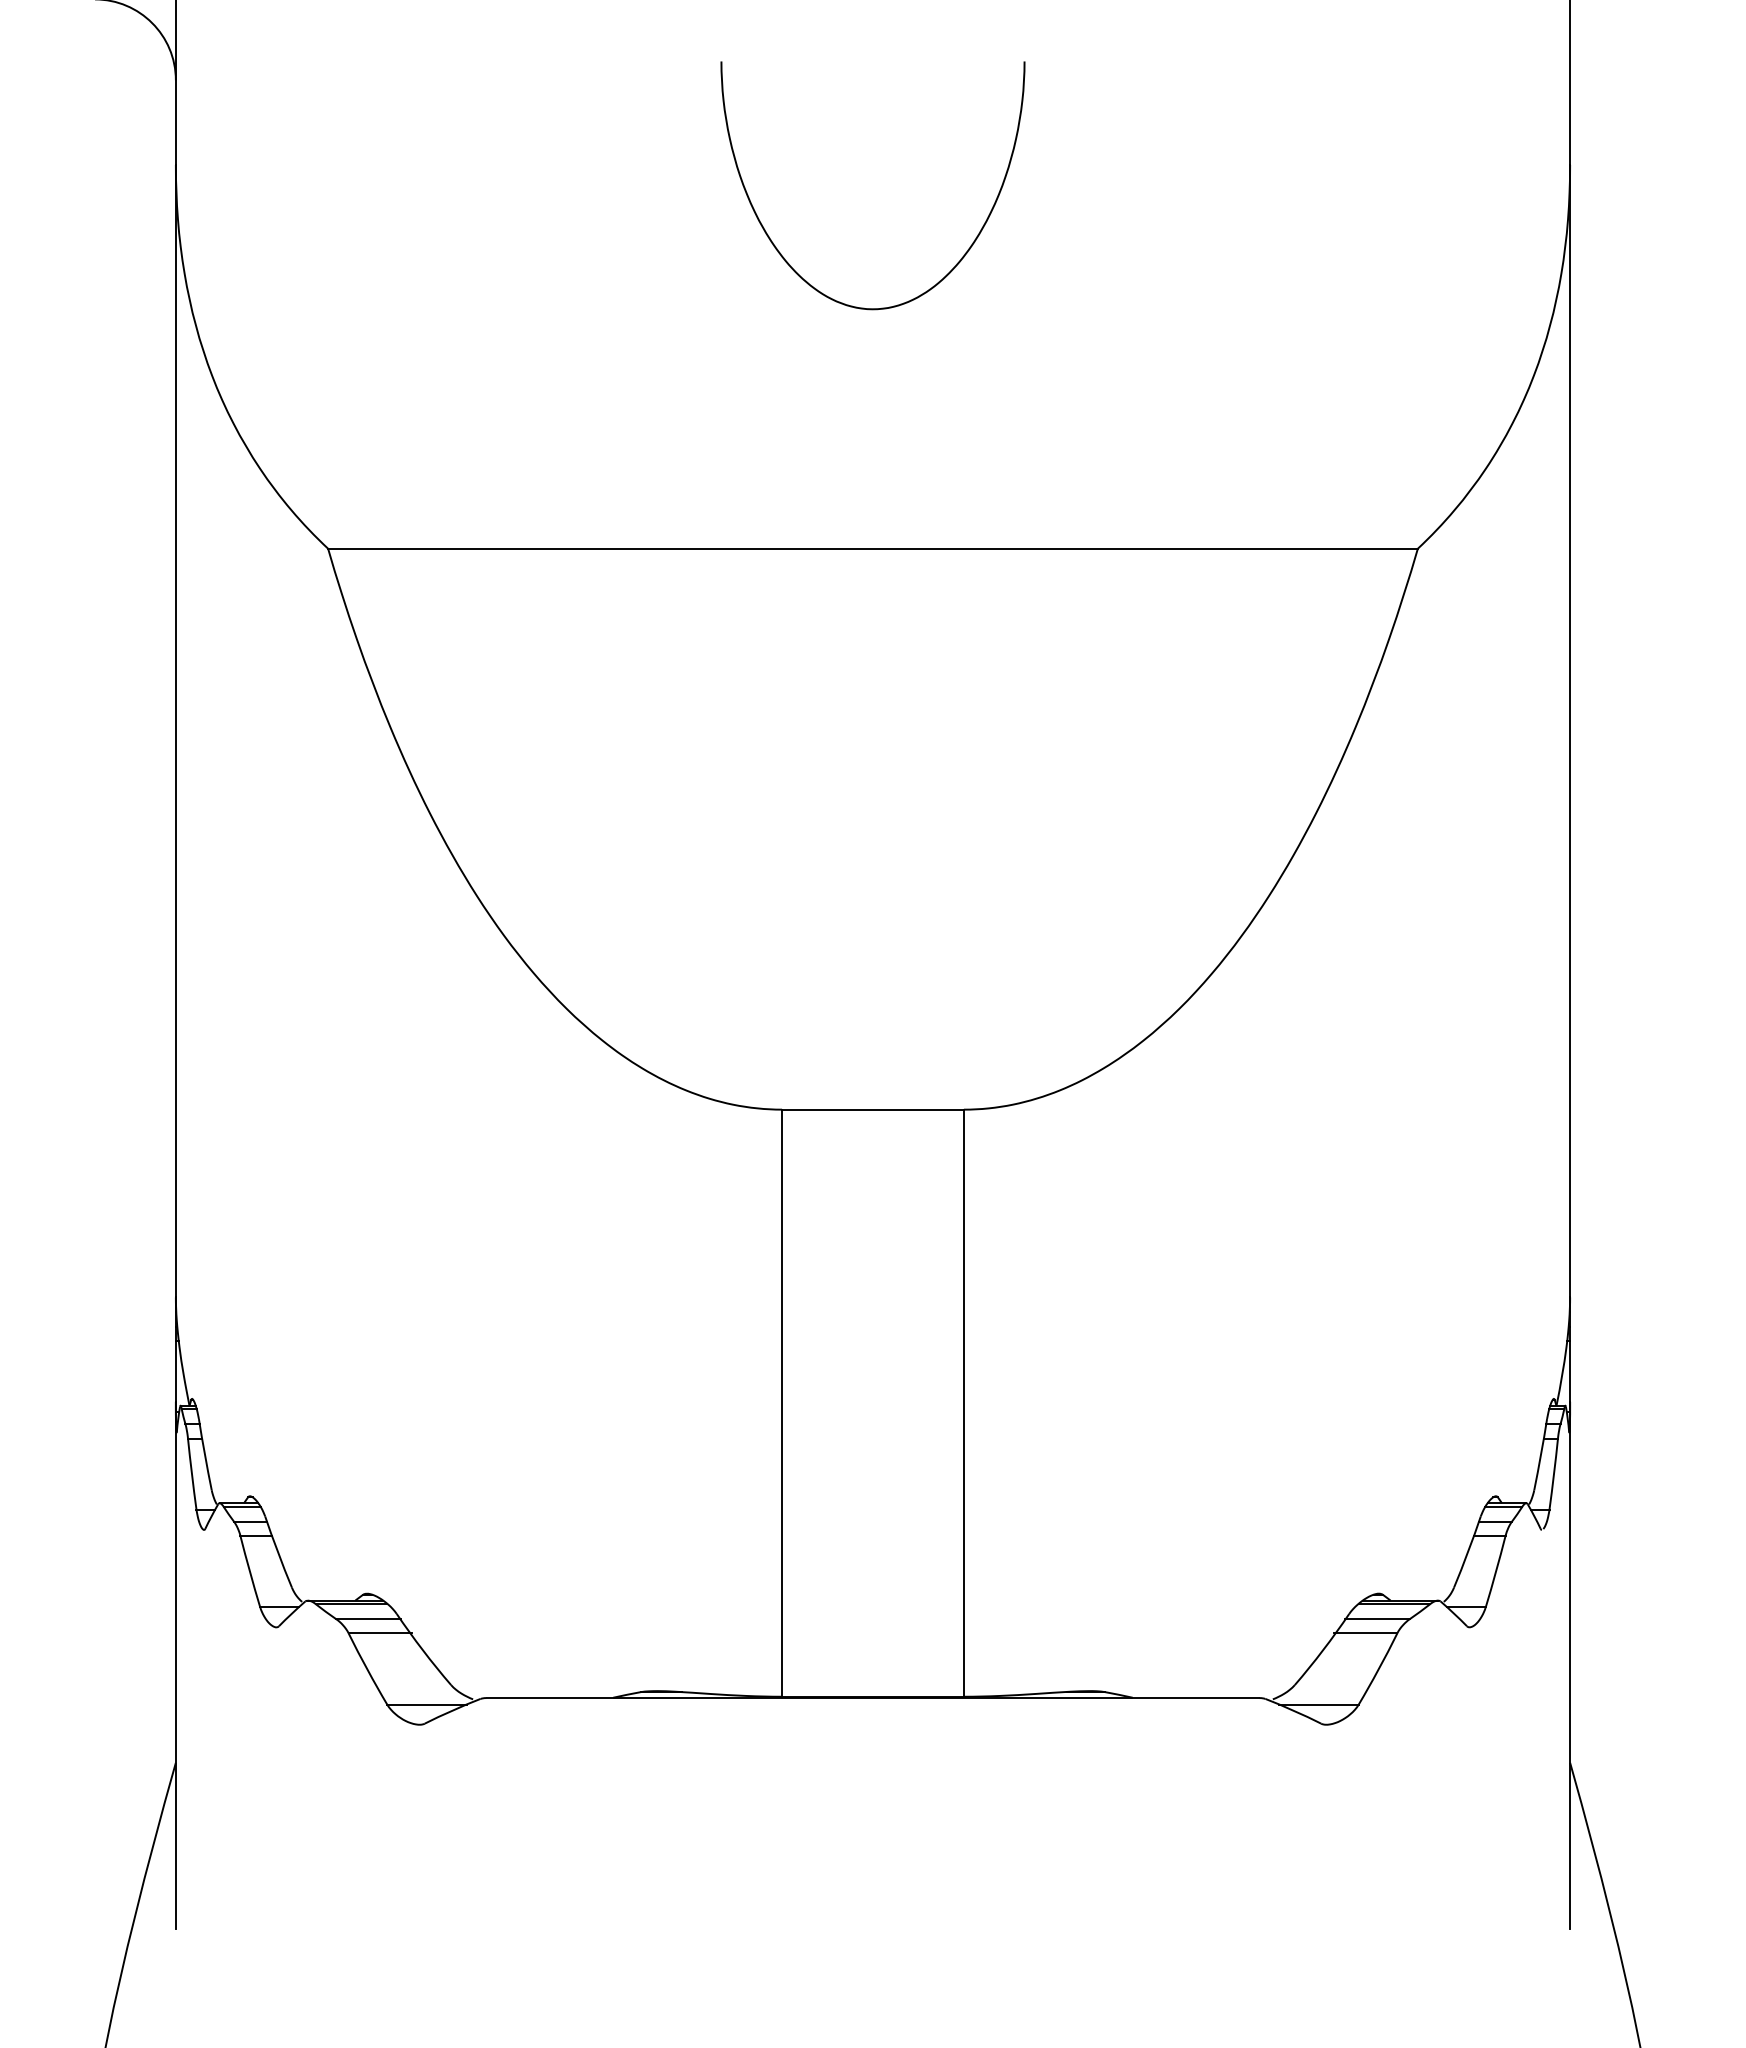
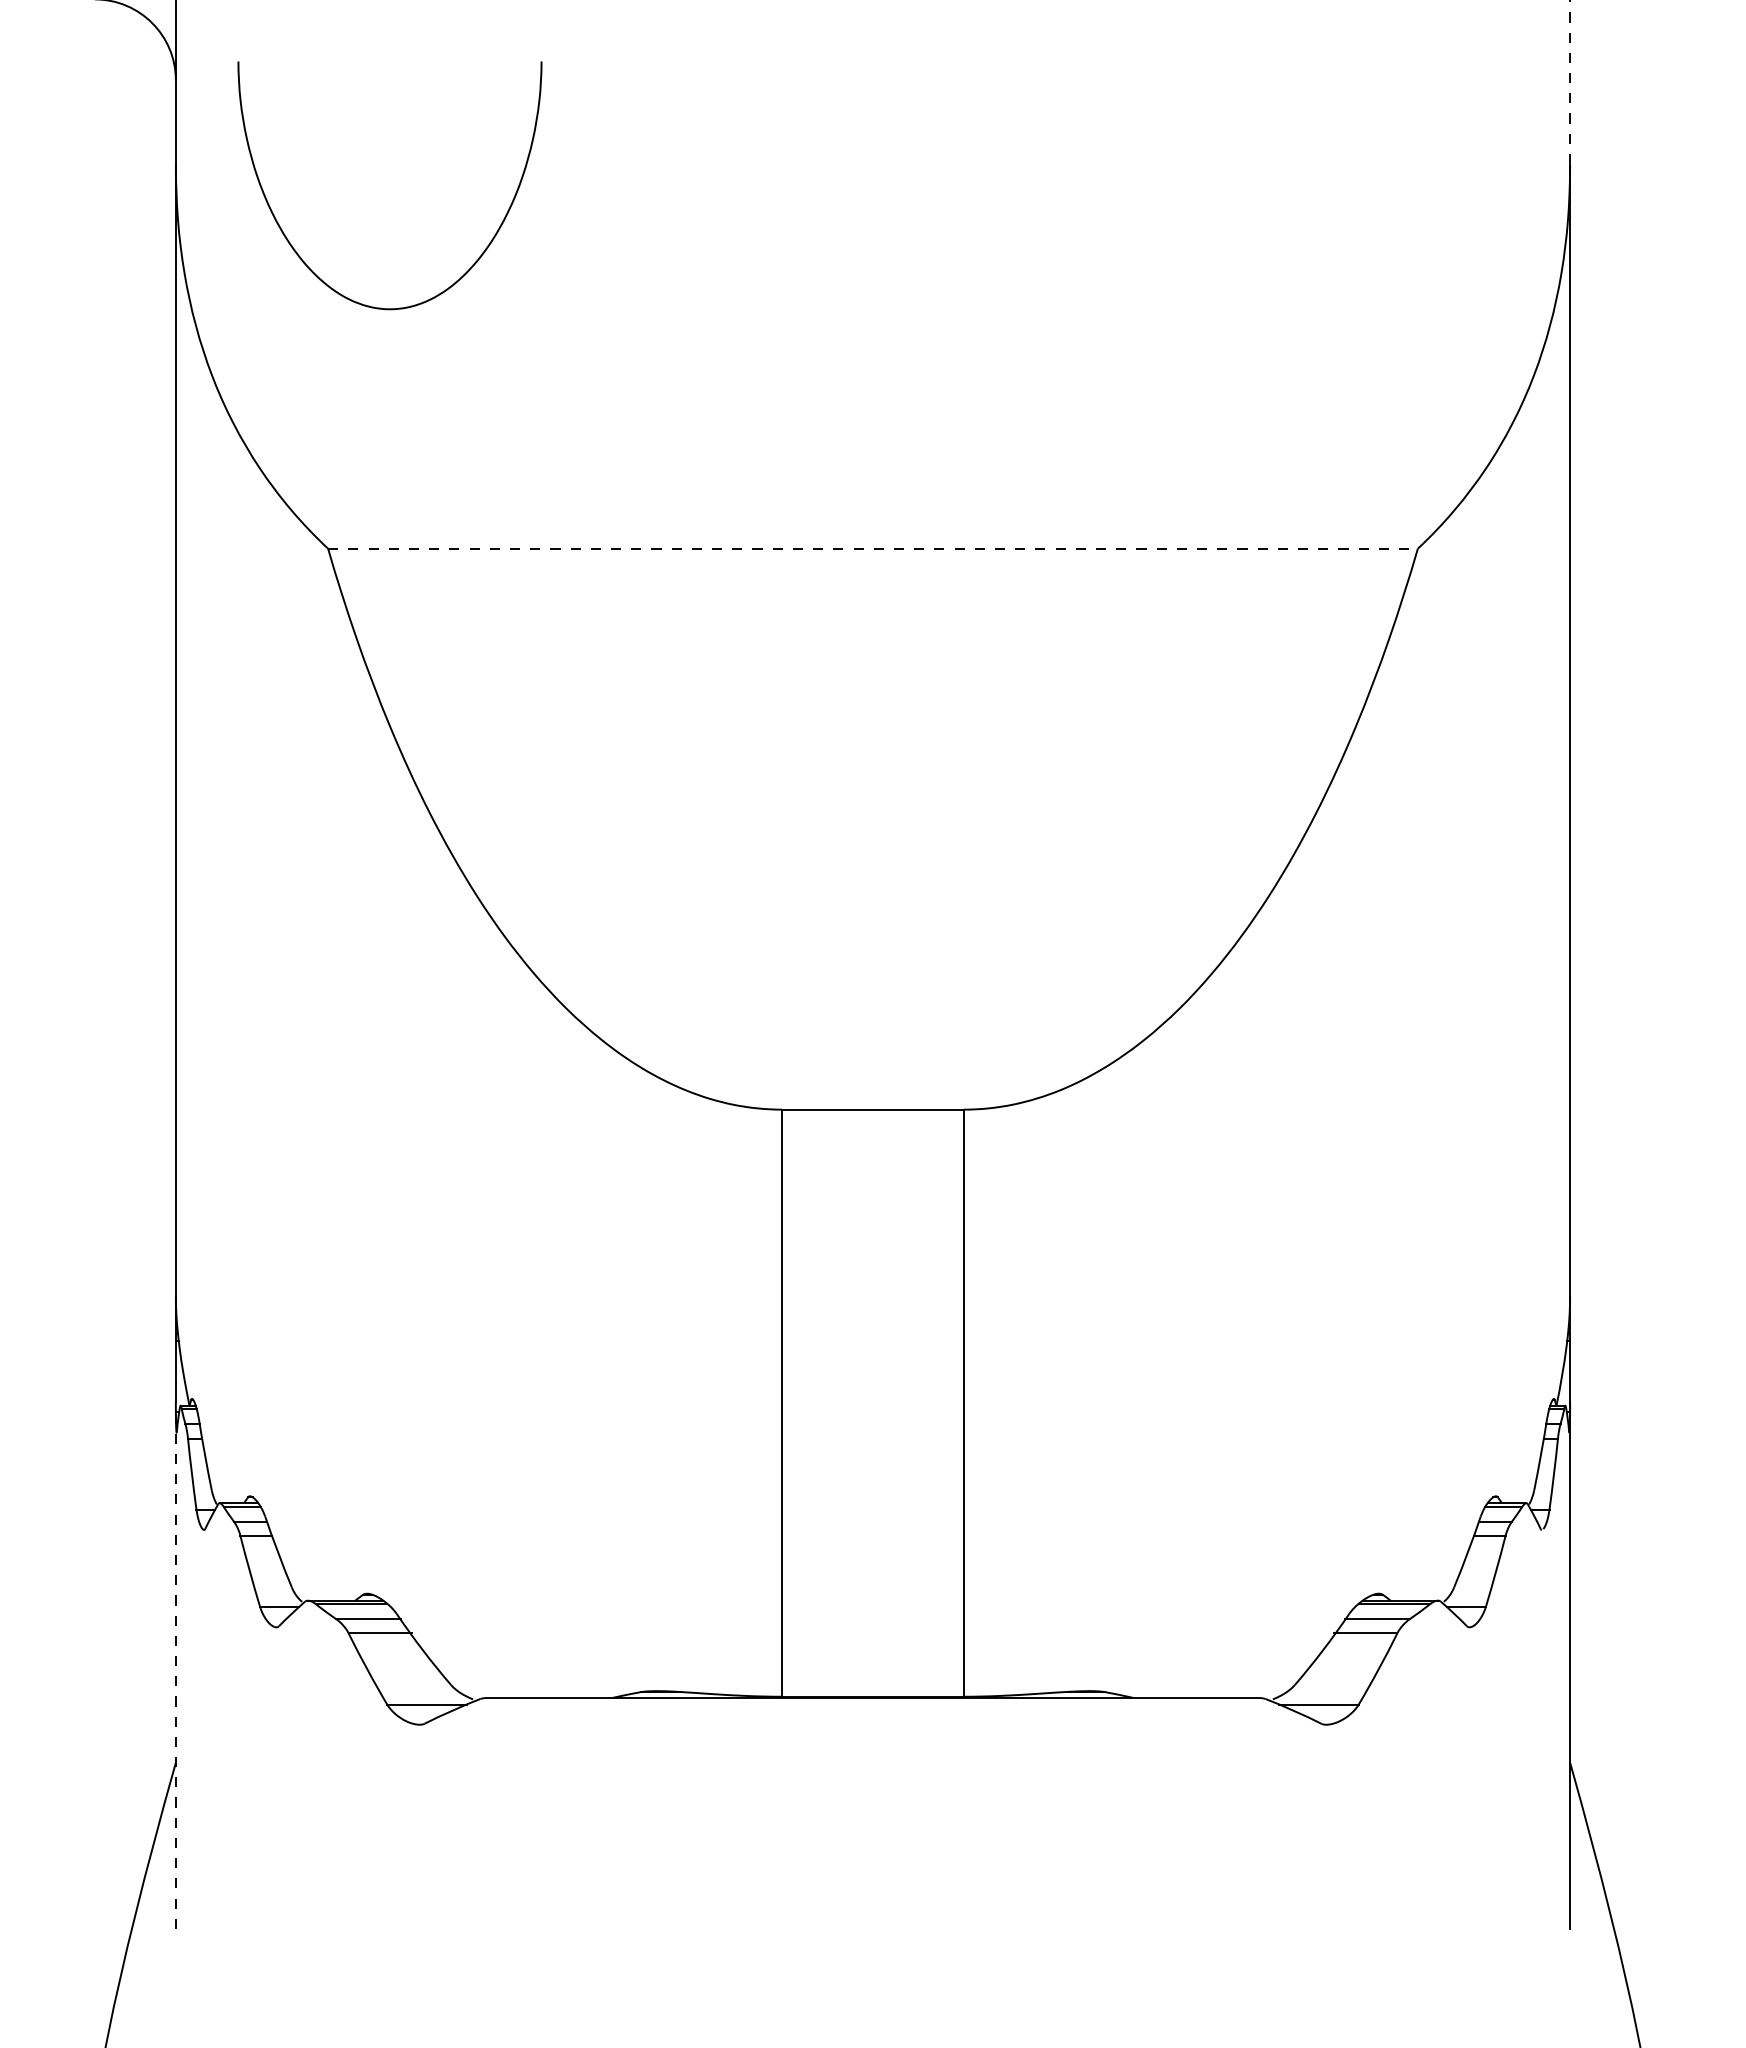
line: solid -> dashed (1570, 83)
curve position: (781, 253) -> (298, 253) (298, 253)
line: solid -> dashed (873, 548)
line: solid -> dashed (175, 1664)
